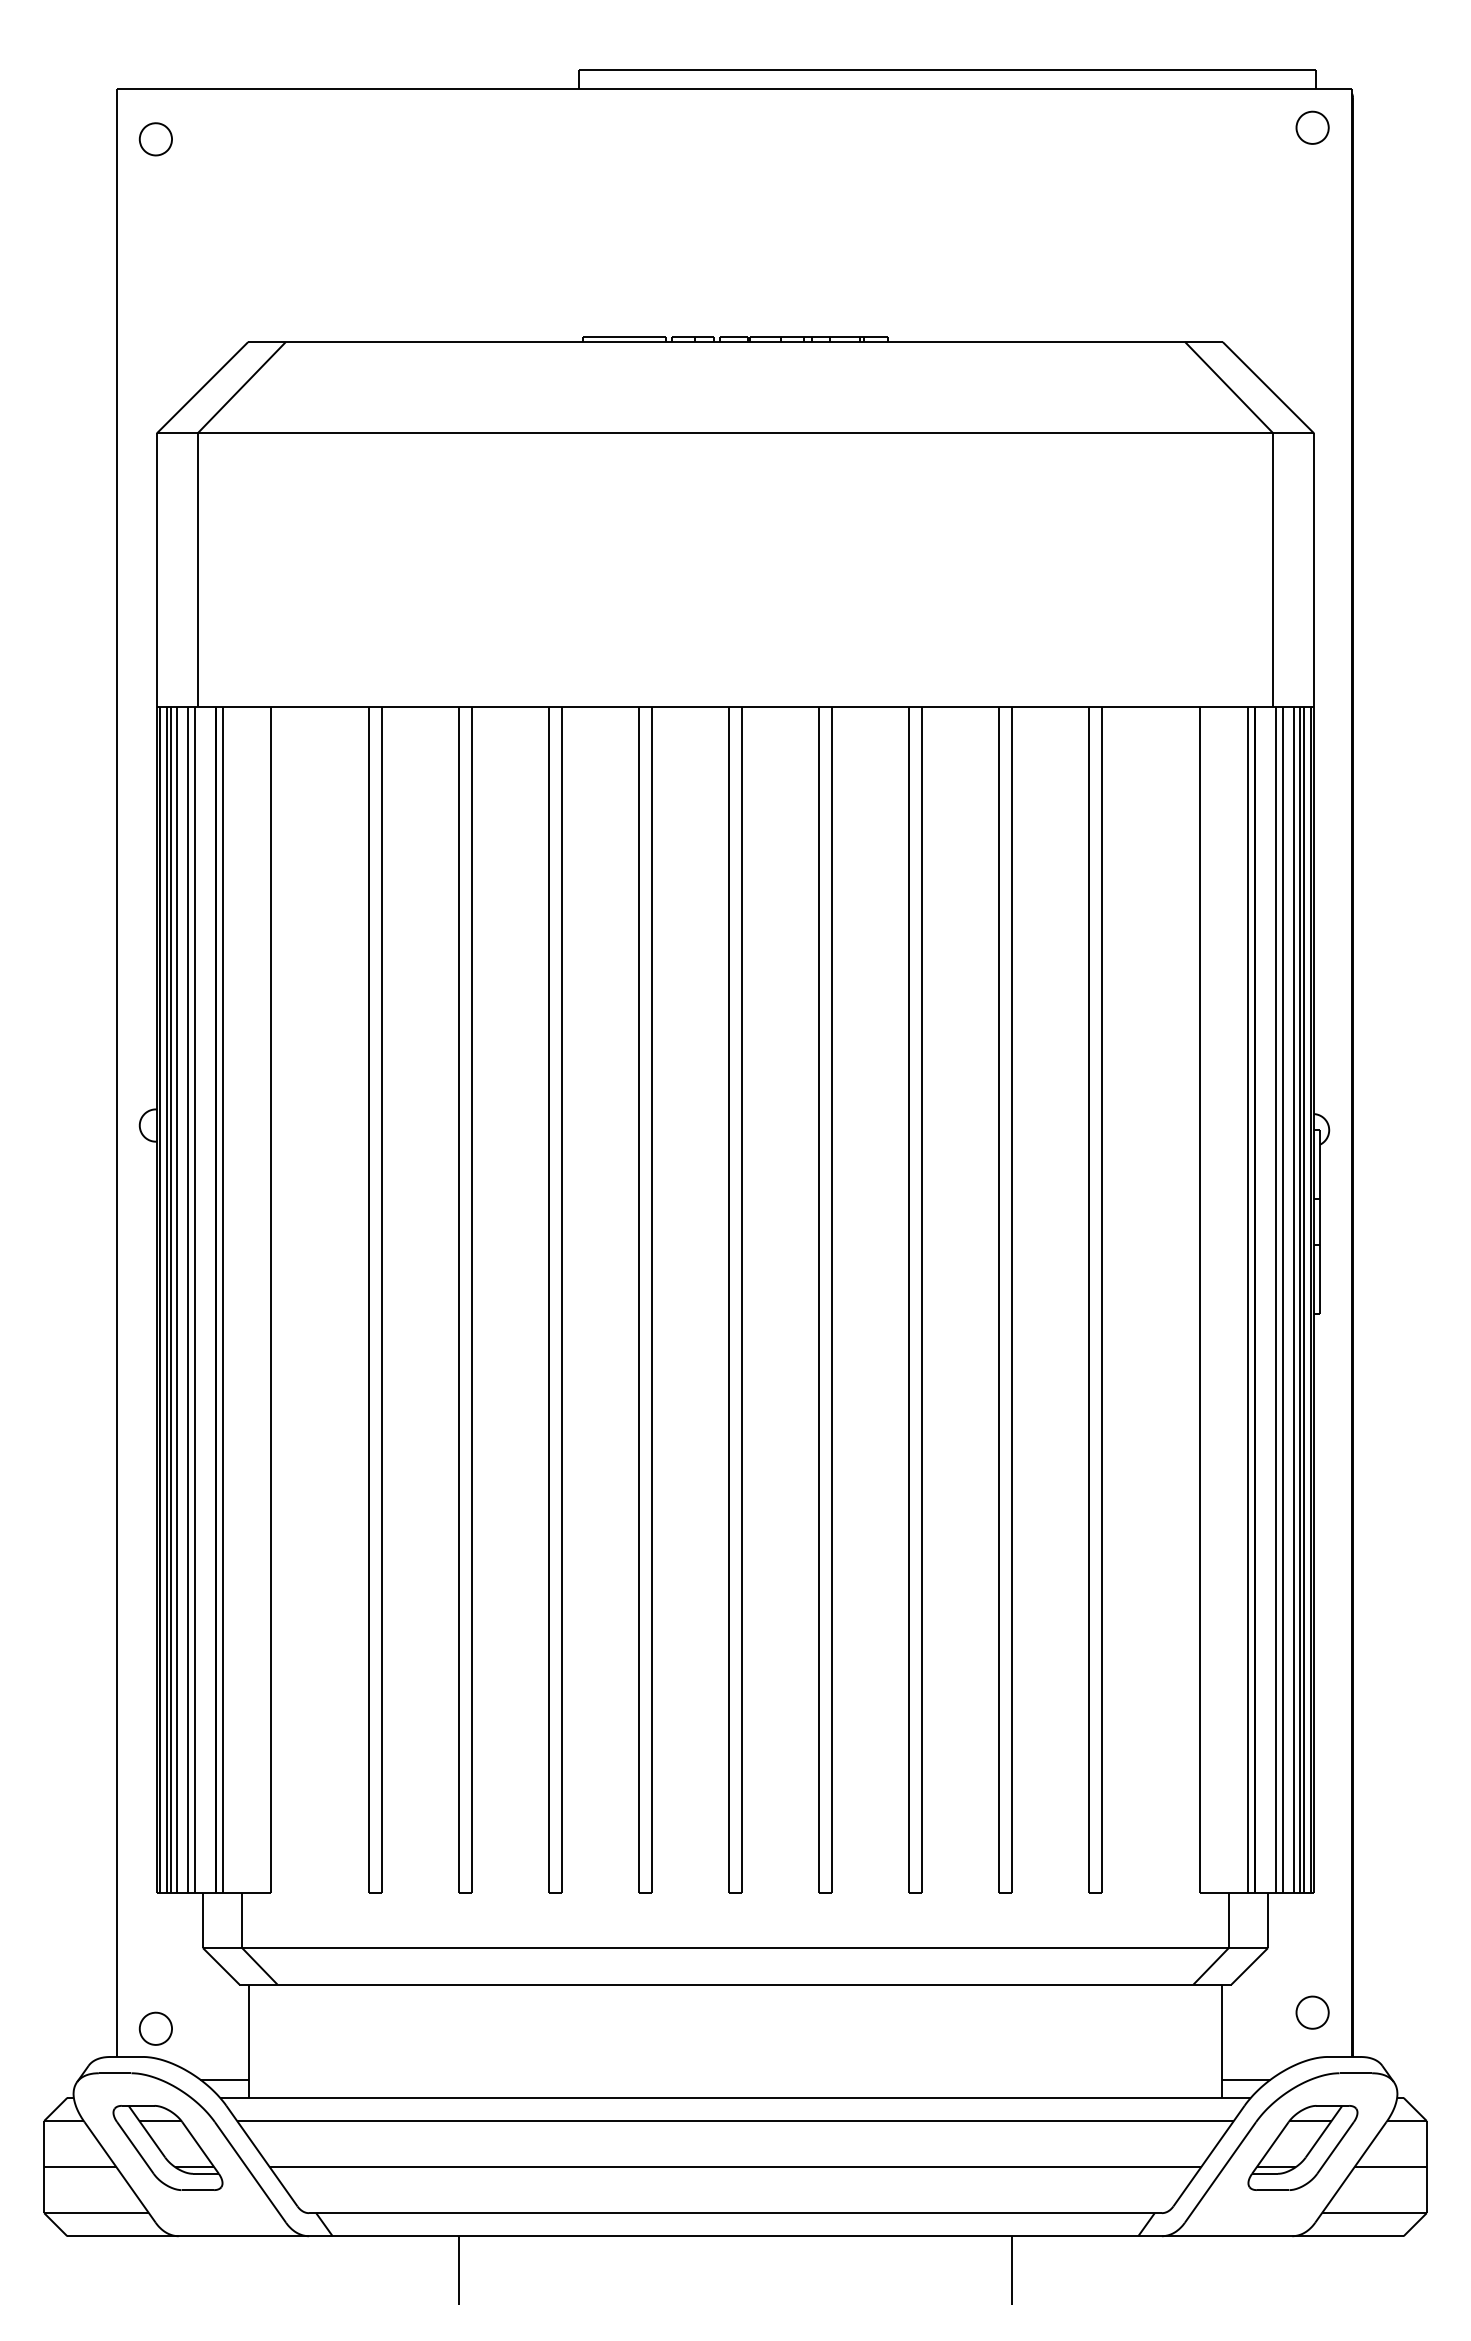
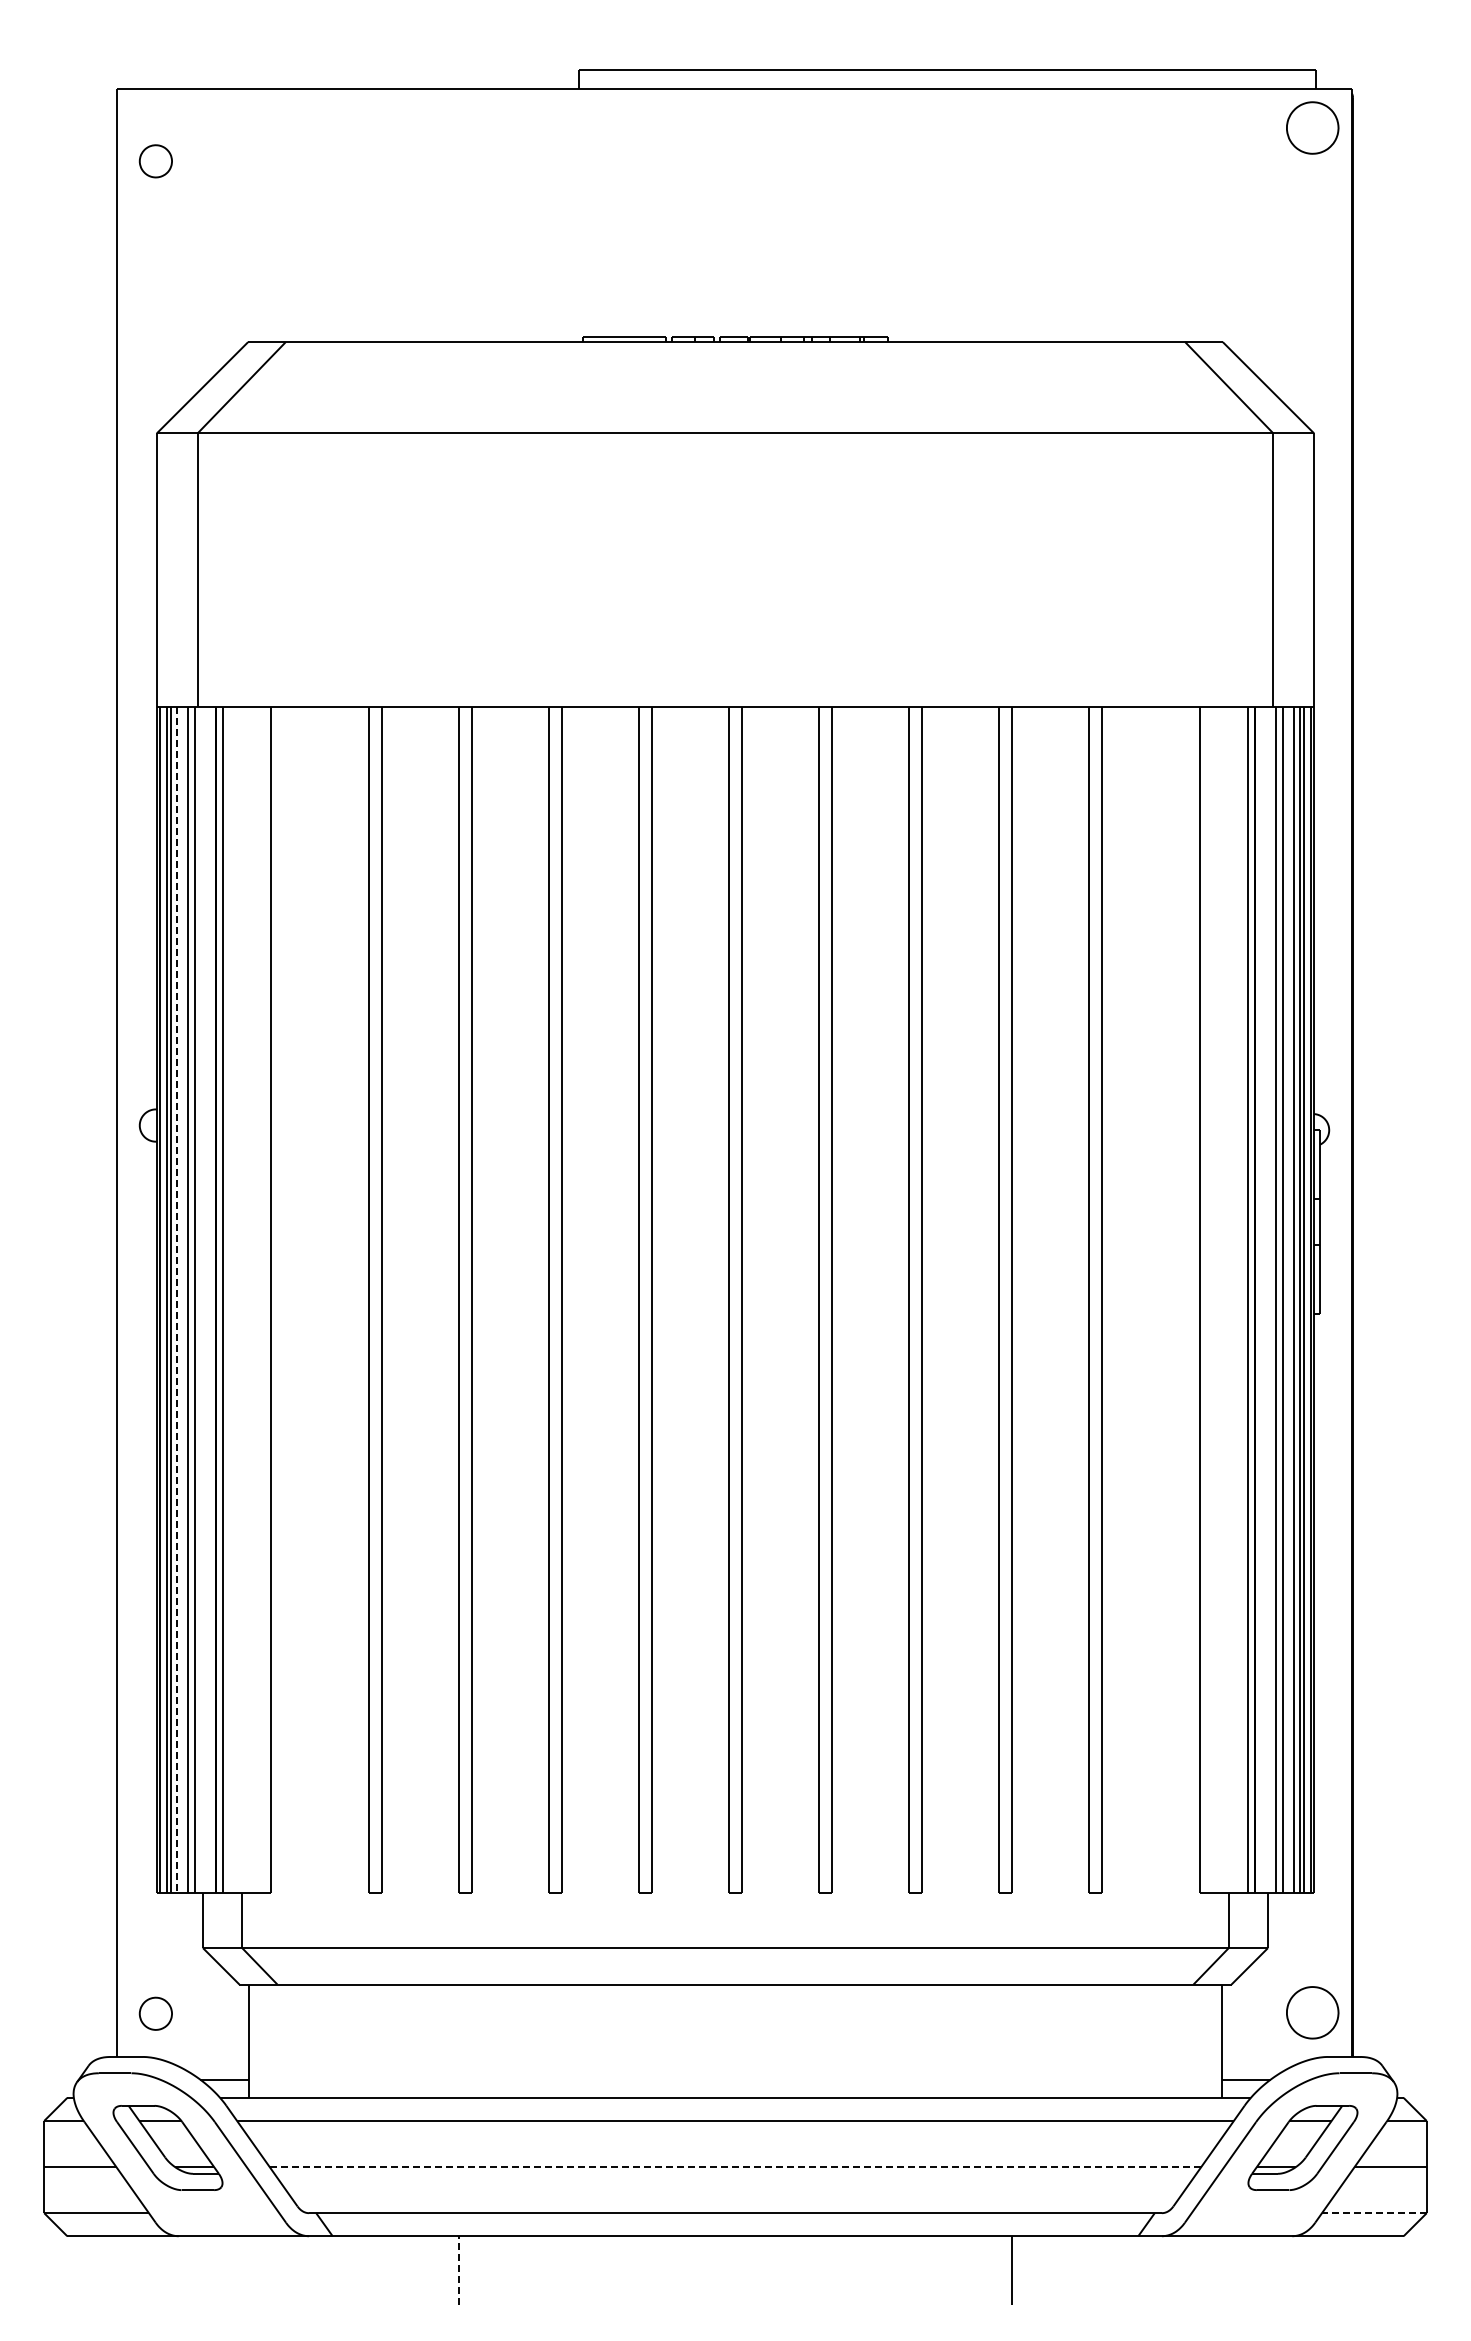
part size: 35x35 px -> 54x54 px (1312, 127)
part position: (155, 139) -> (155, 161) (155, 161)
line: solid -> dashed (177, 1300)
part size: 35x35 px -> 54x54 px (1312, 2012)
part position: (155, 2028) -> (155, 2013) (155, 2013)
line: solid -> dashed (735, 2167)
line: solid -> dashed (1373, 2213)
line: solid -> dashed (458, 2270)
